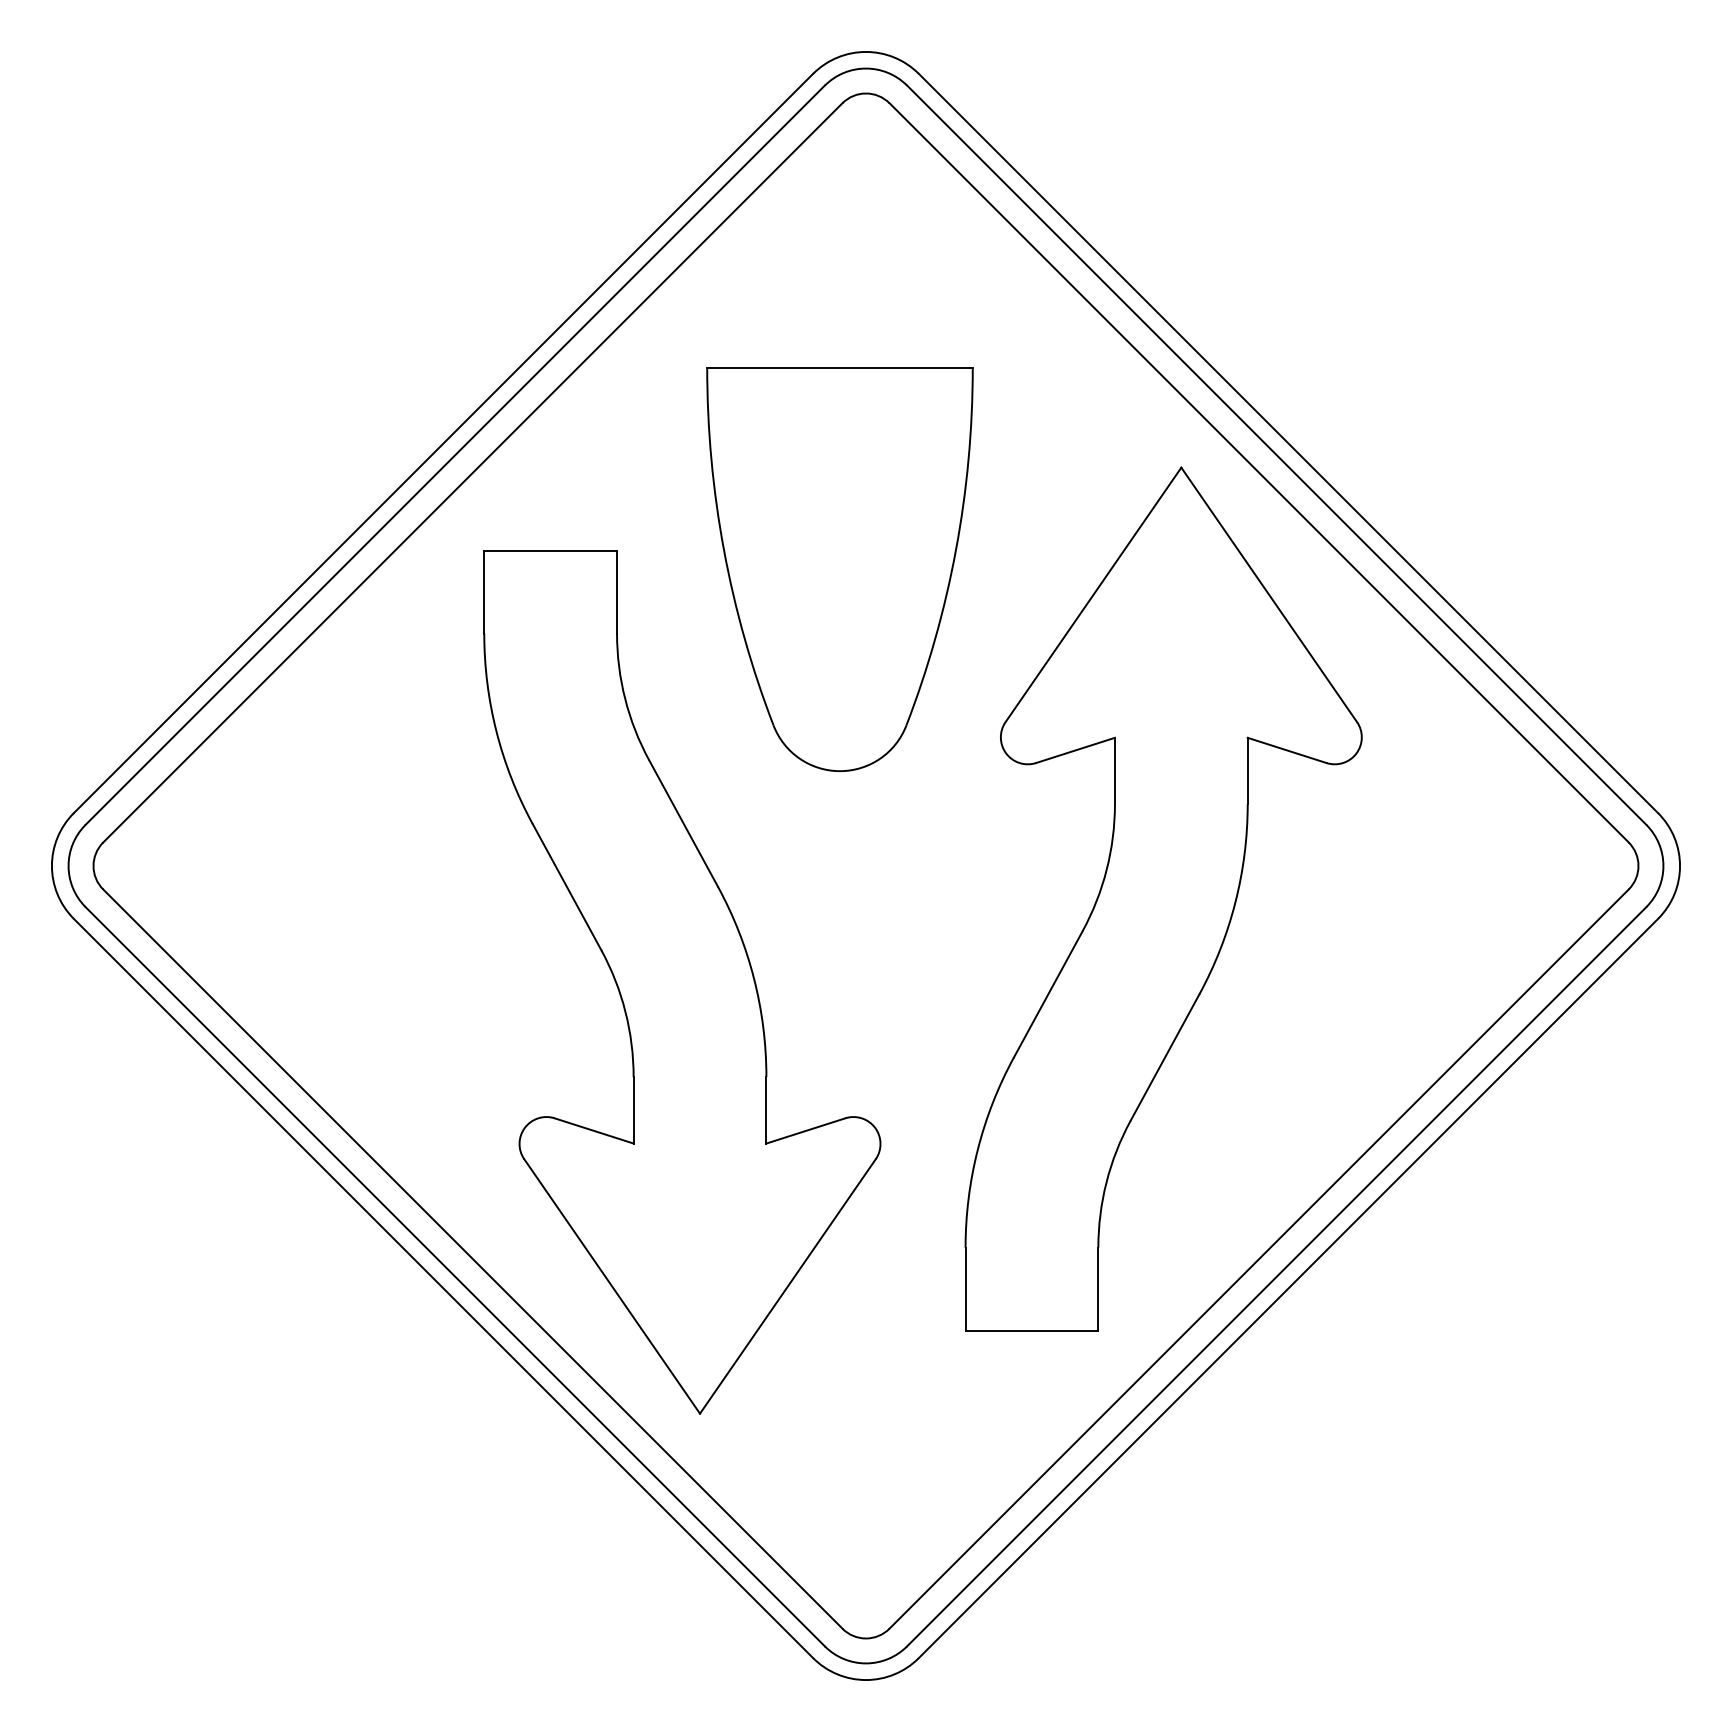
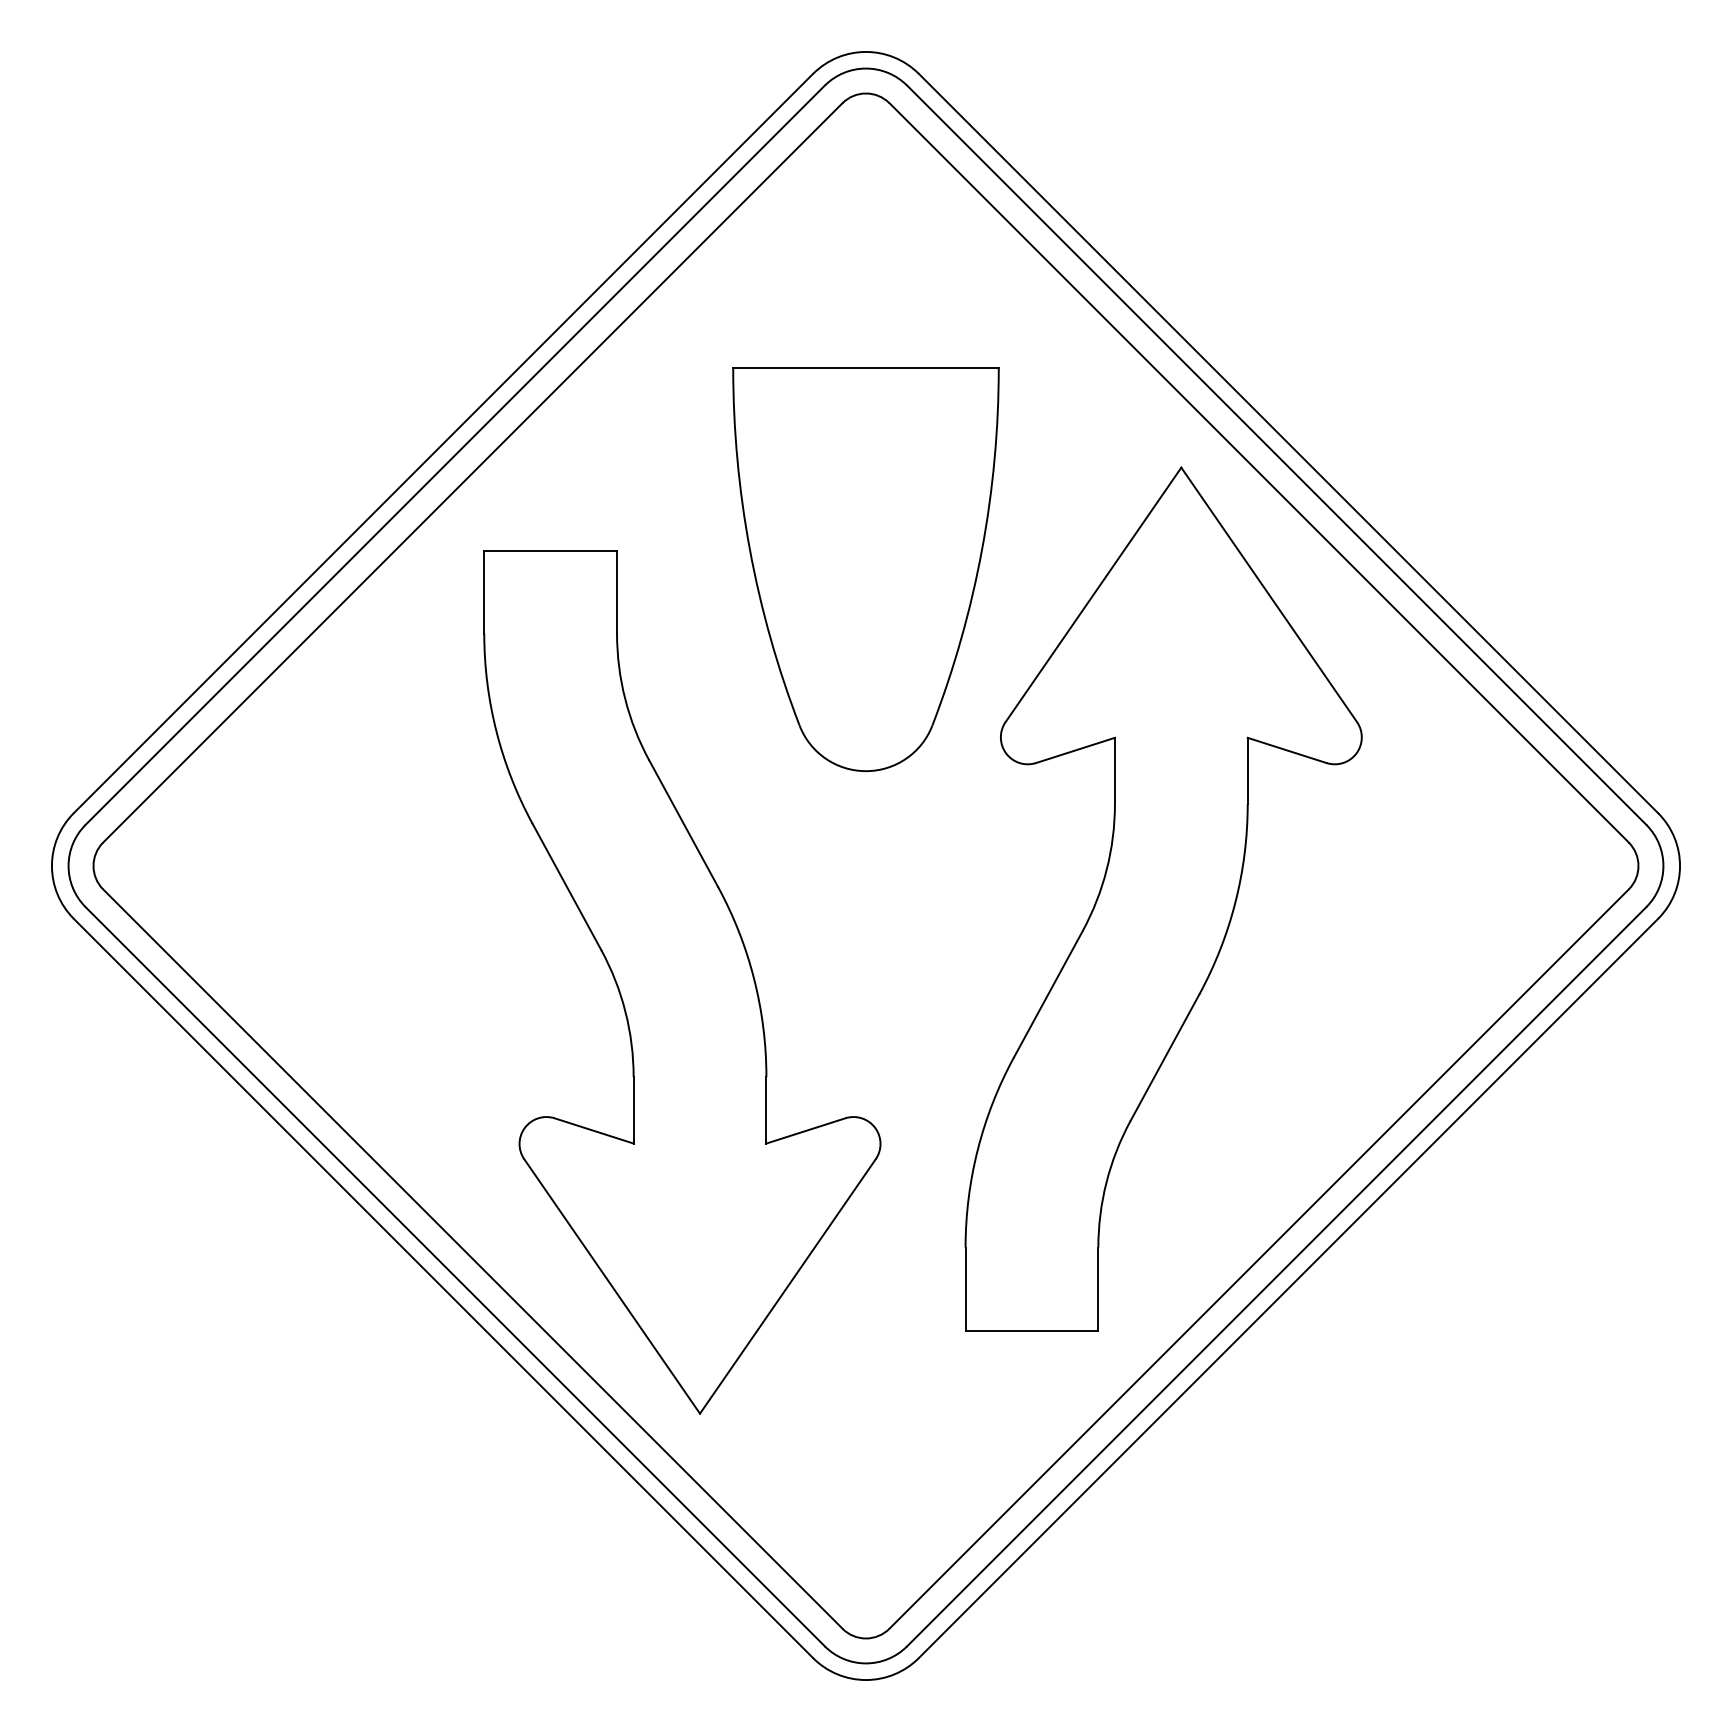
part position: (839, 569) -> (865, 569) (865, 569)
